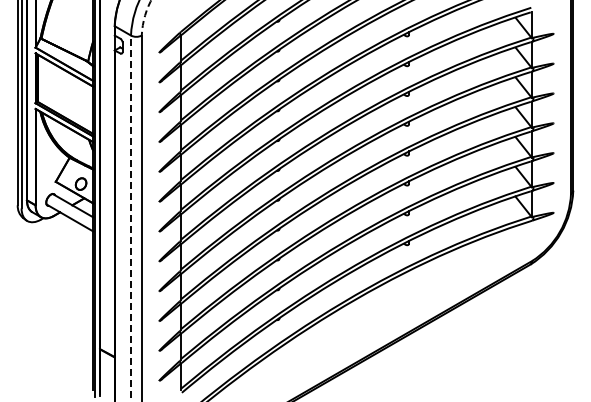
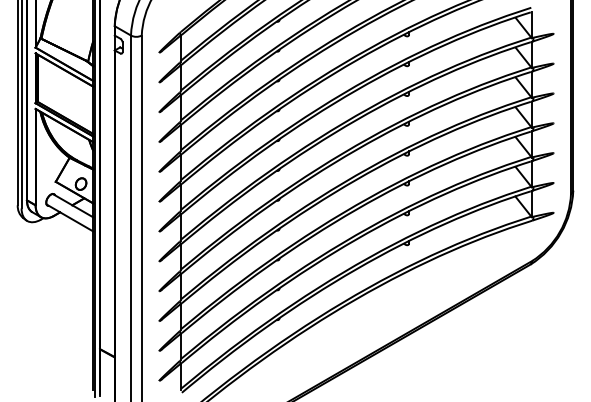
arc: dashed -> solid (144, 17)
line: dashed -> solid (131, 218)
